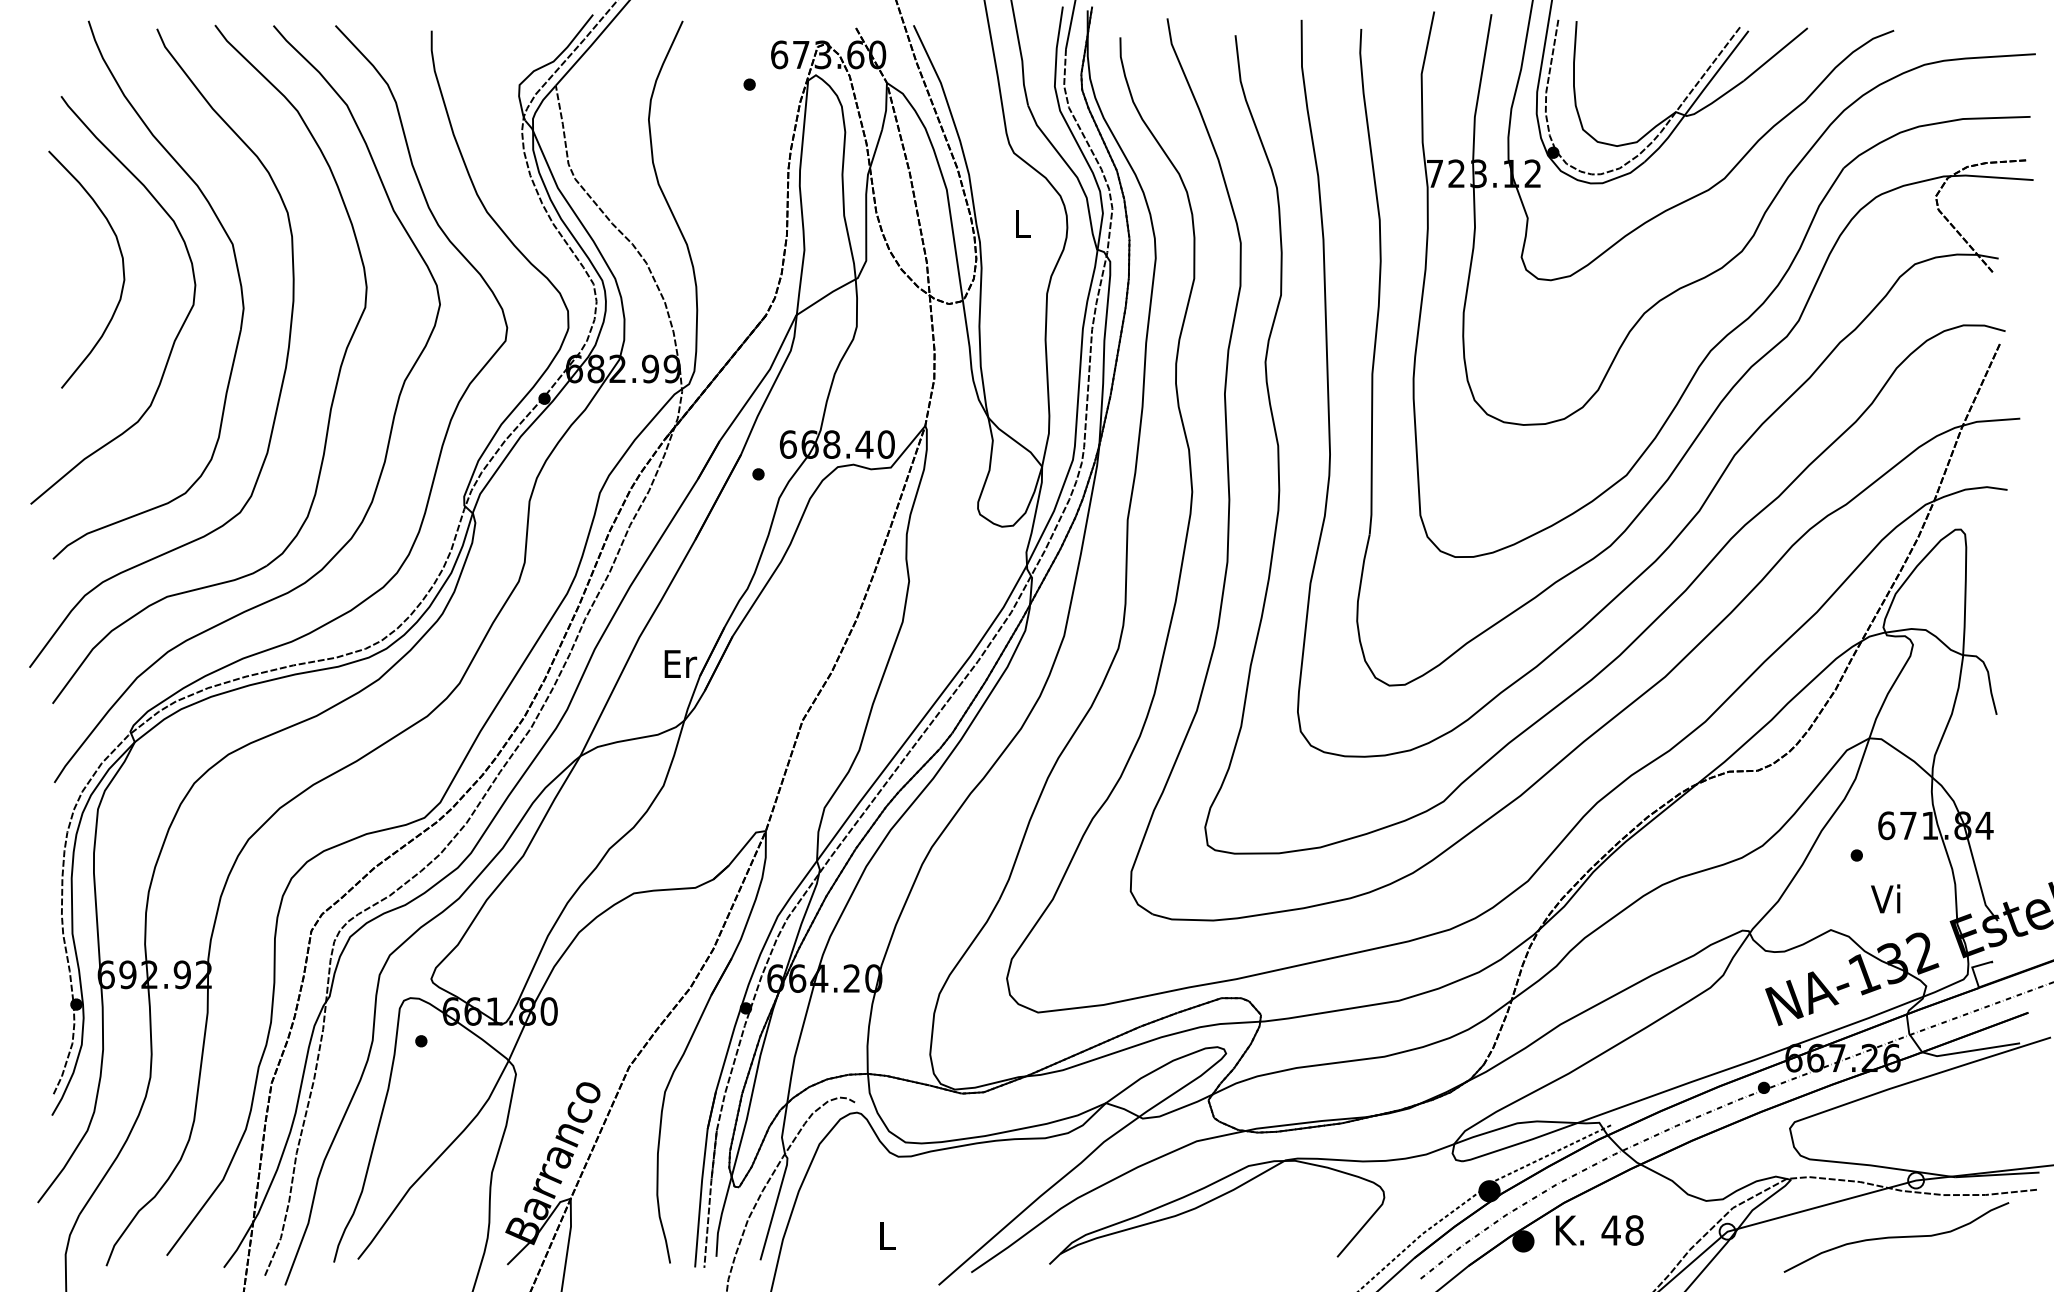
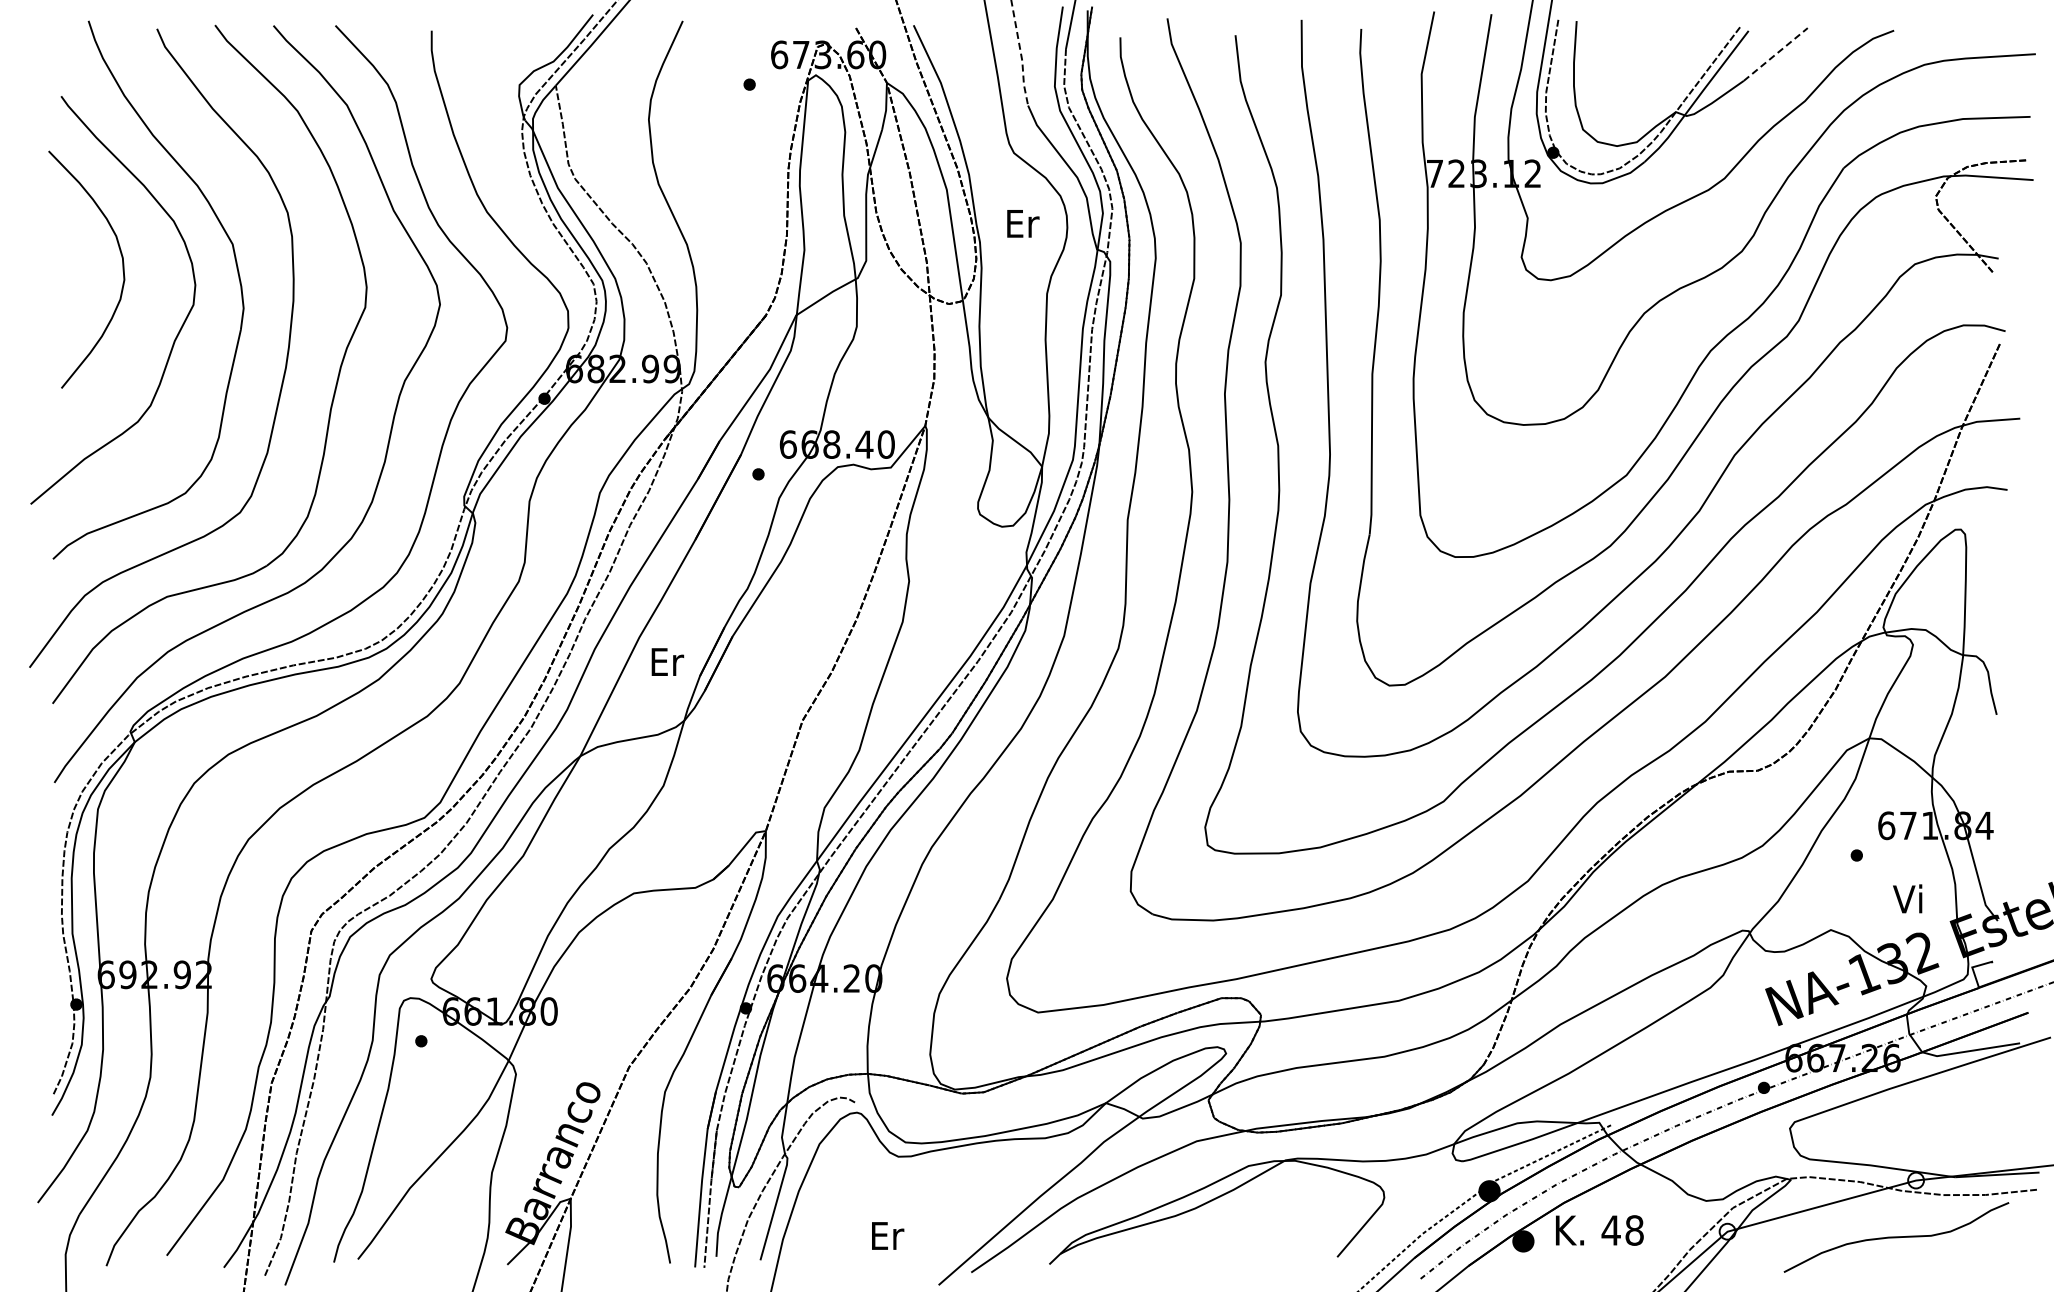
line: solid -> dashed (1021, 54)
line: solid -> dashed (1775, 54)
text: L -> Er (1023, 223)
text position: (680, 663) -> (667, 661) (667, 661)
text position: (1885, 898) -> (1907, 898) (1907, 898)
text: L -> Er (888, 1235)
